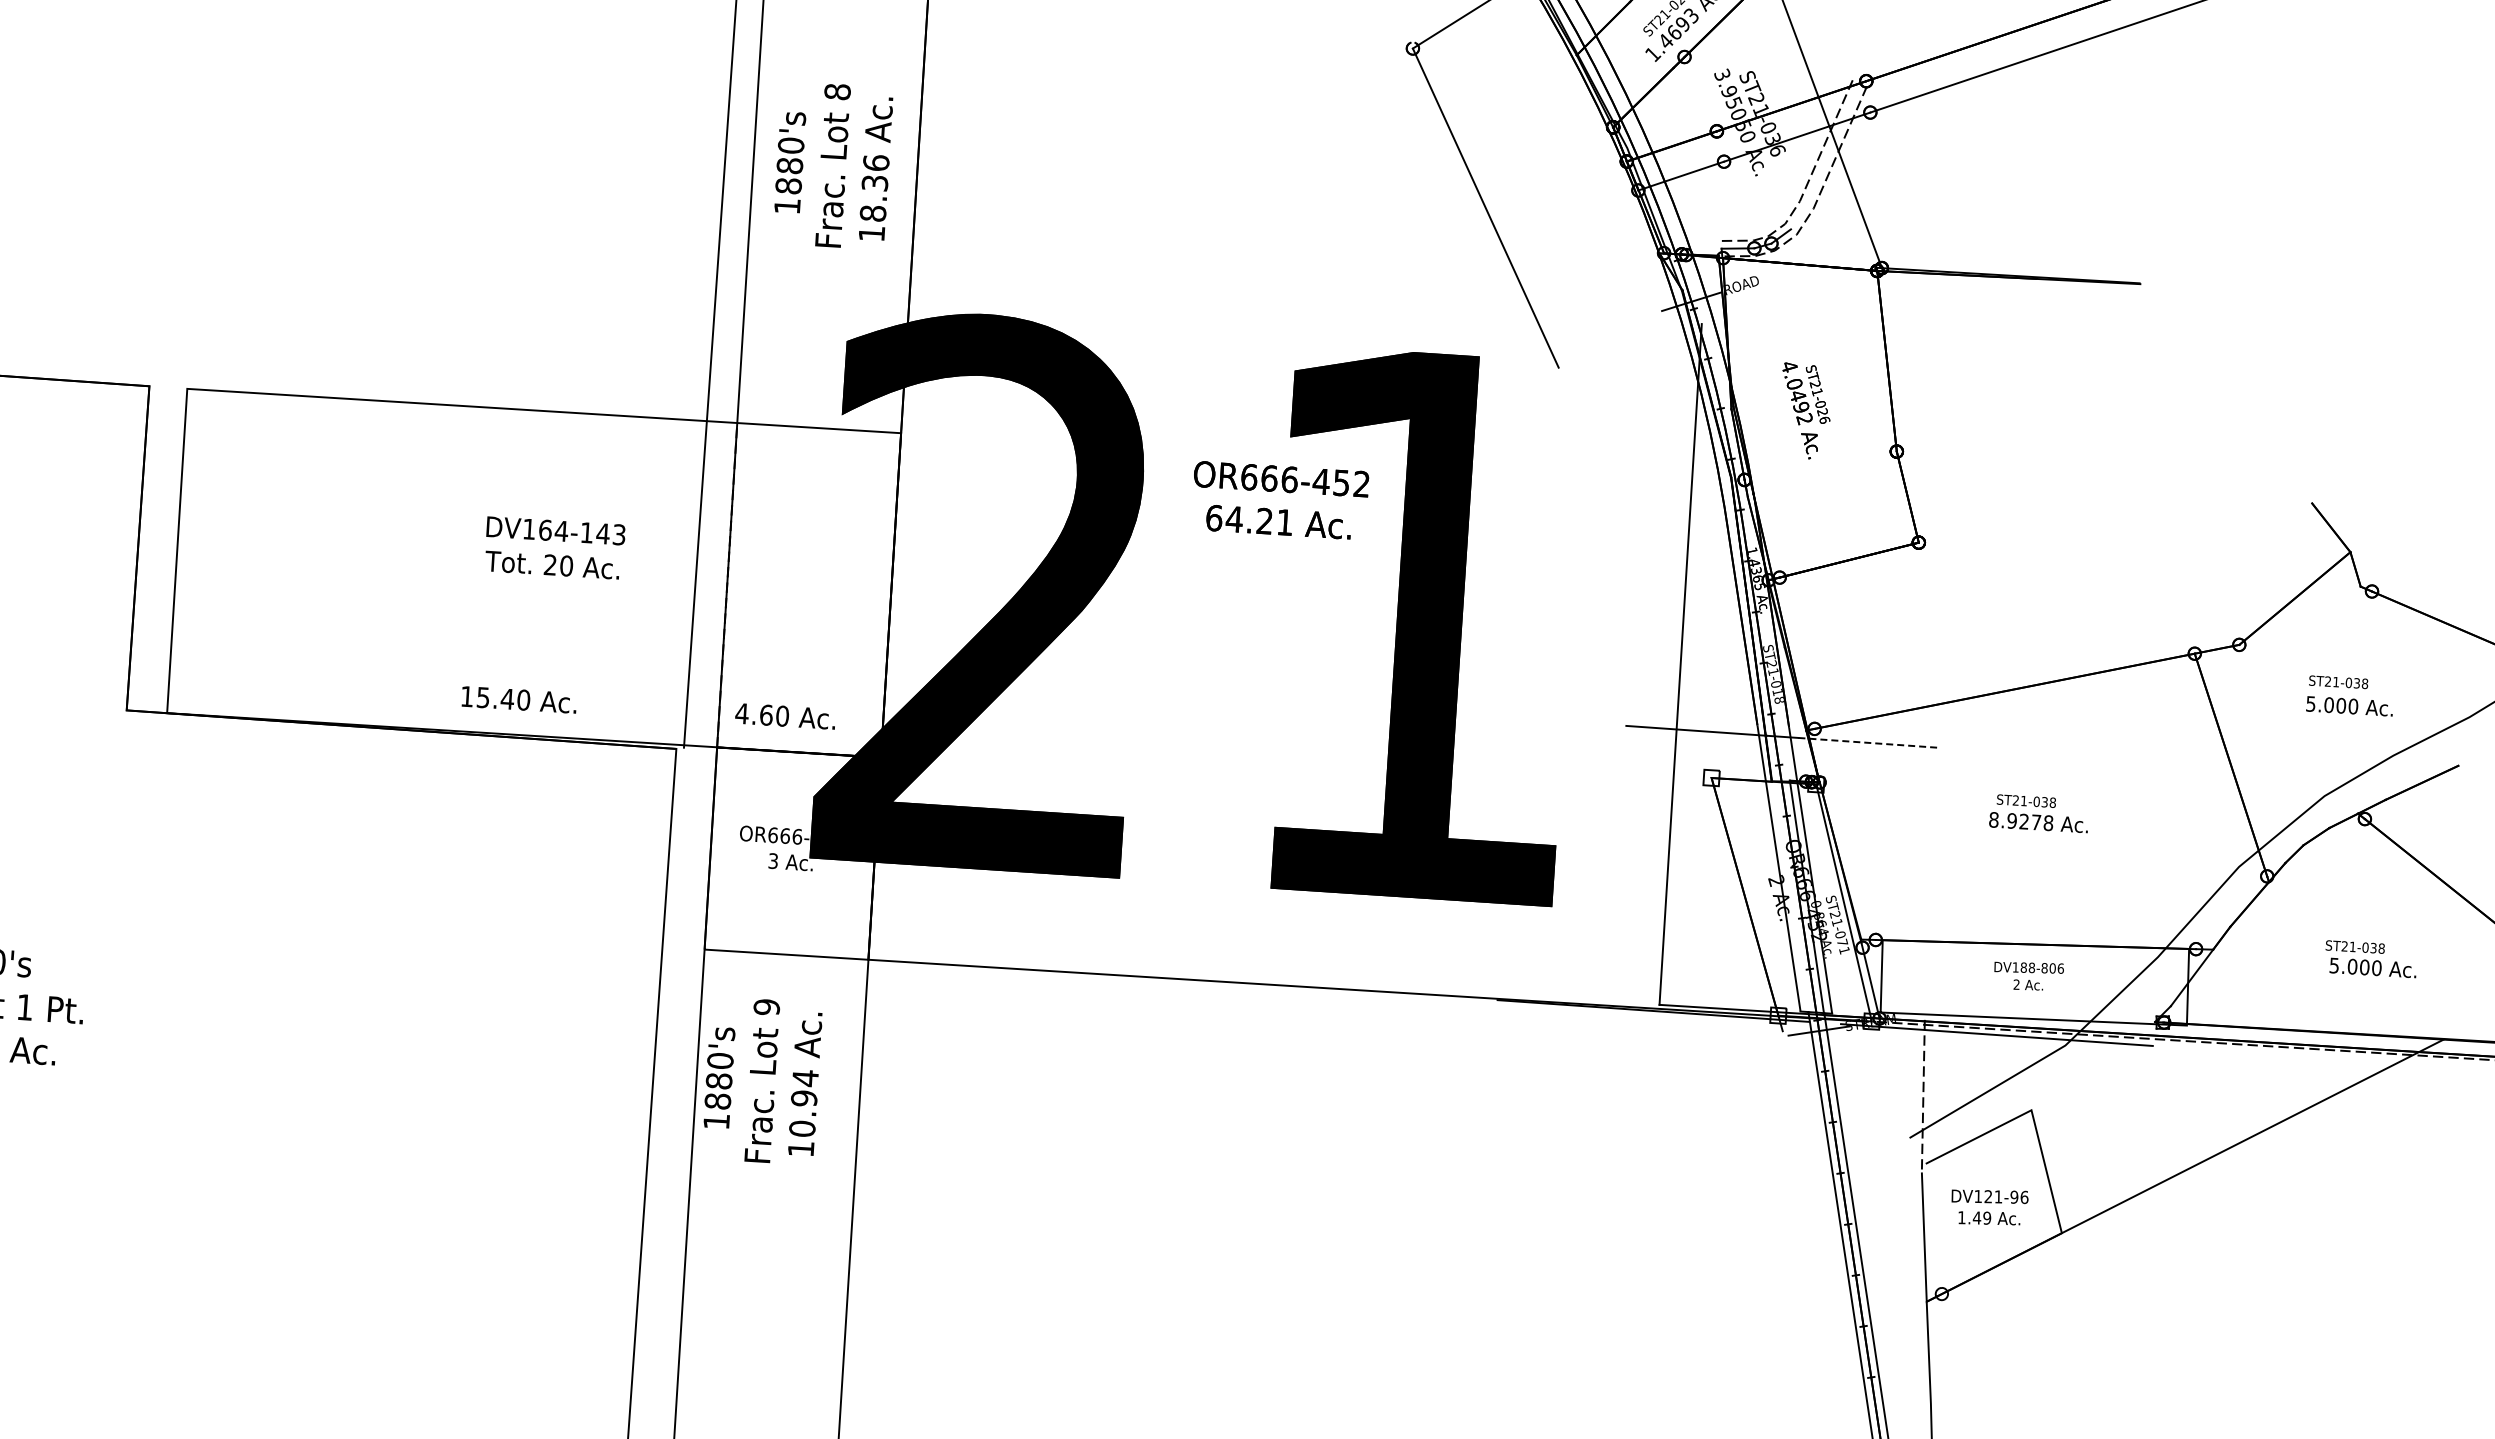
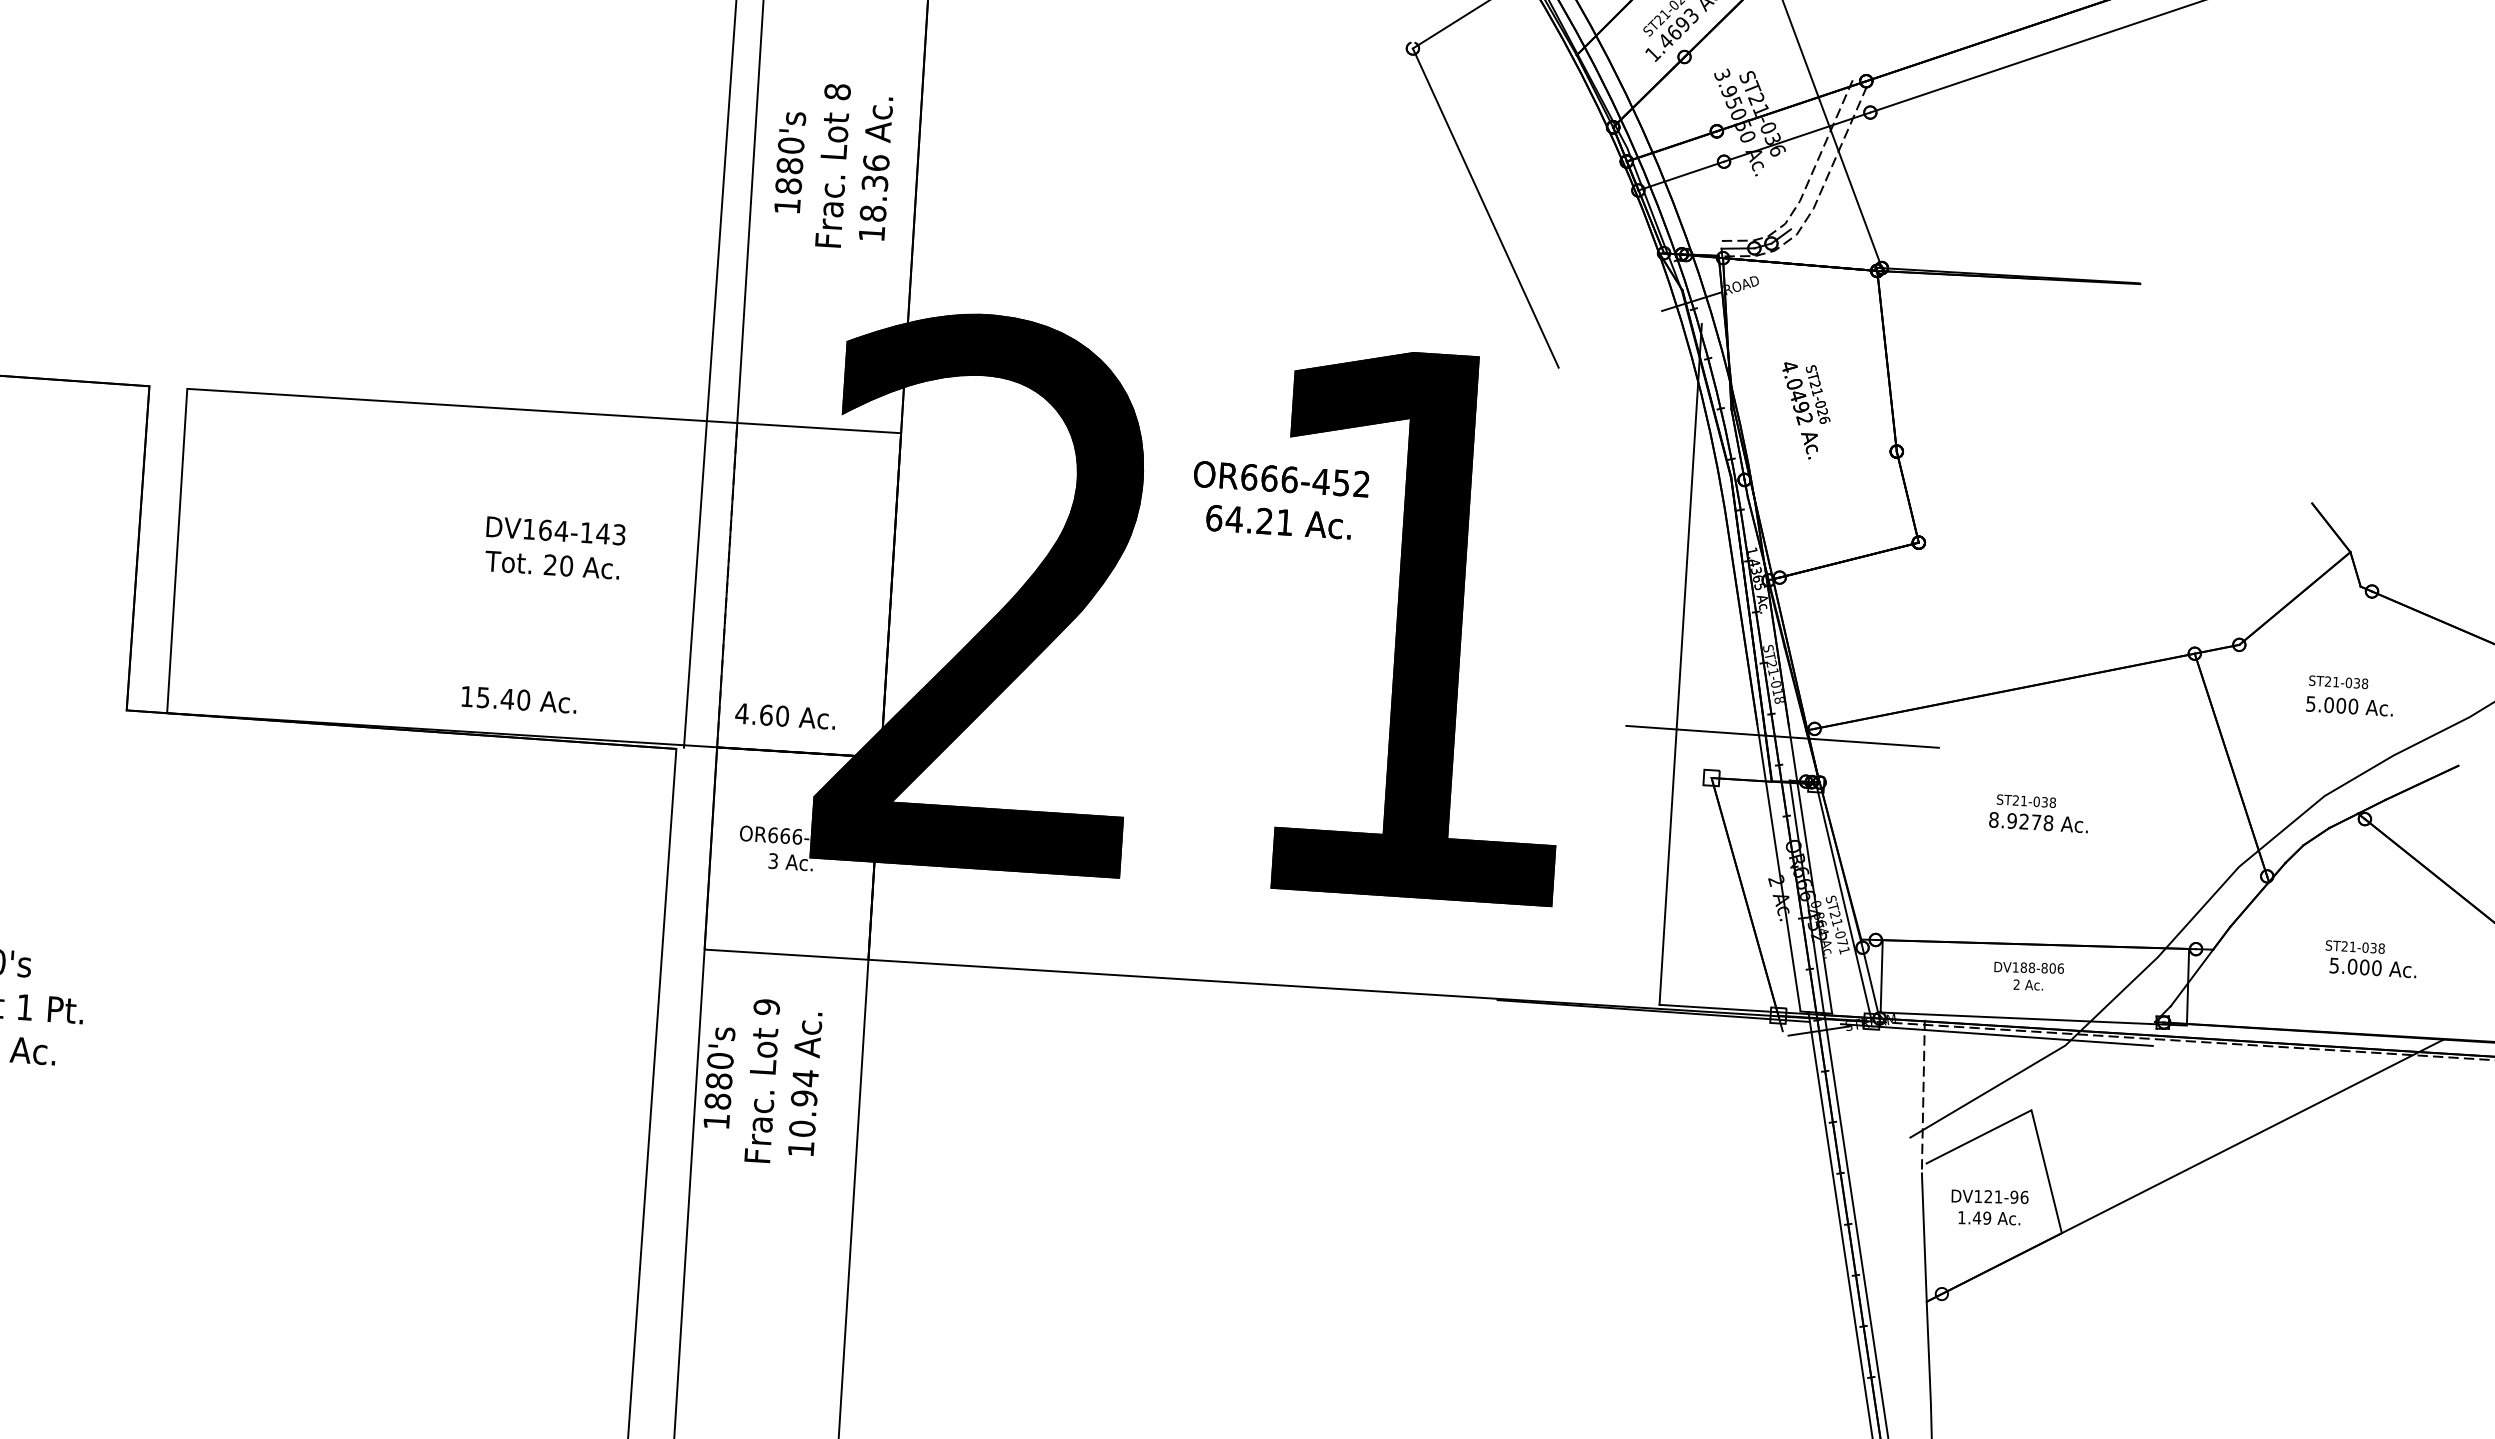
line: dashed -> solid (1869, 742)
